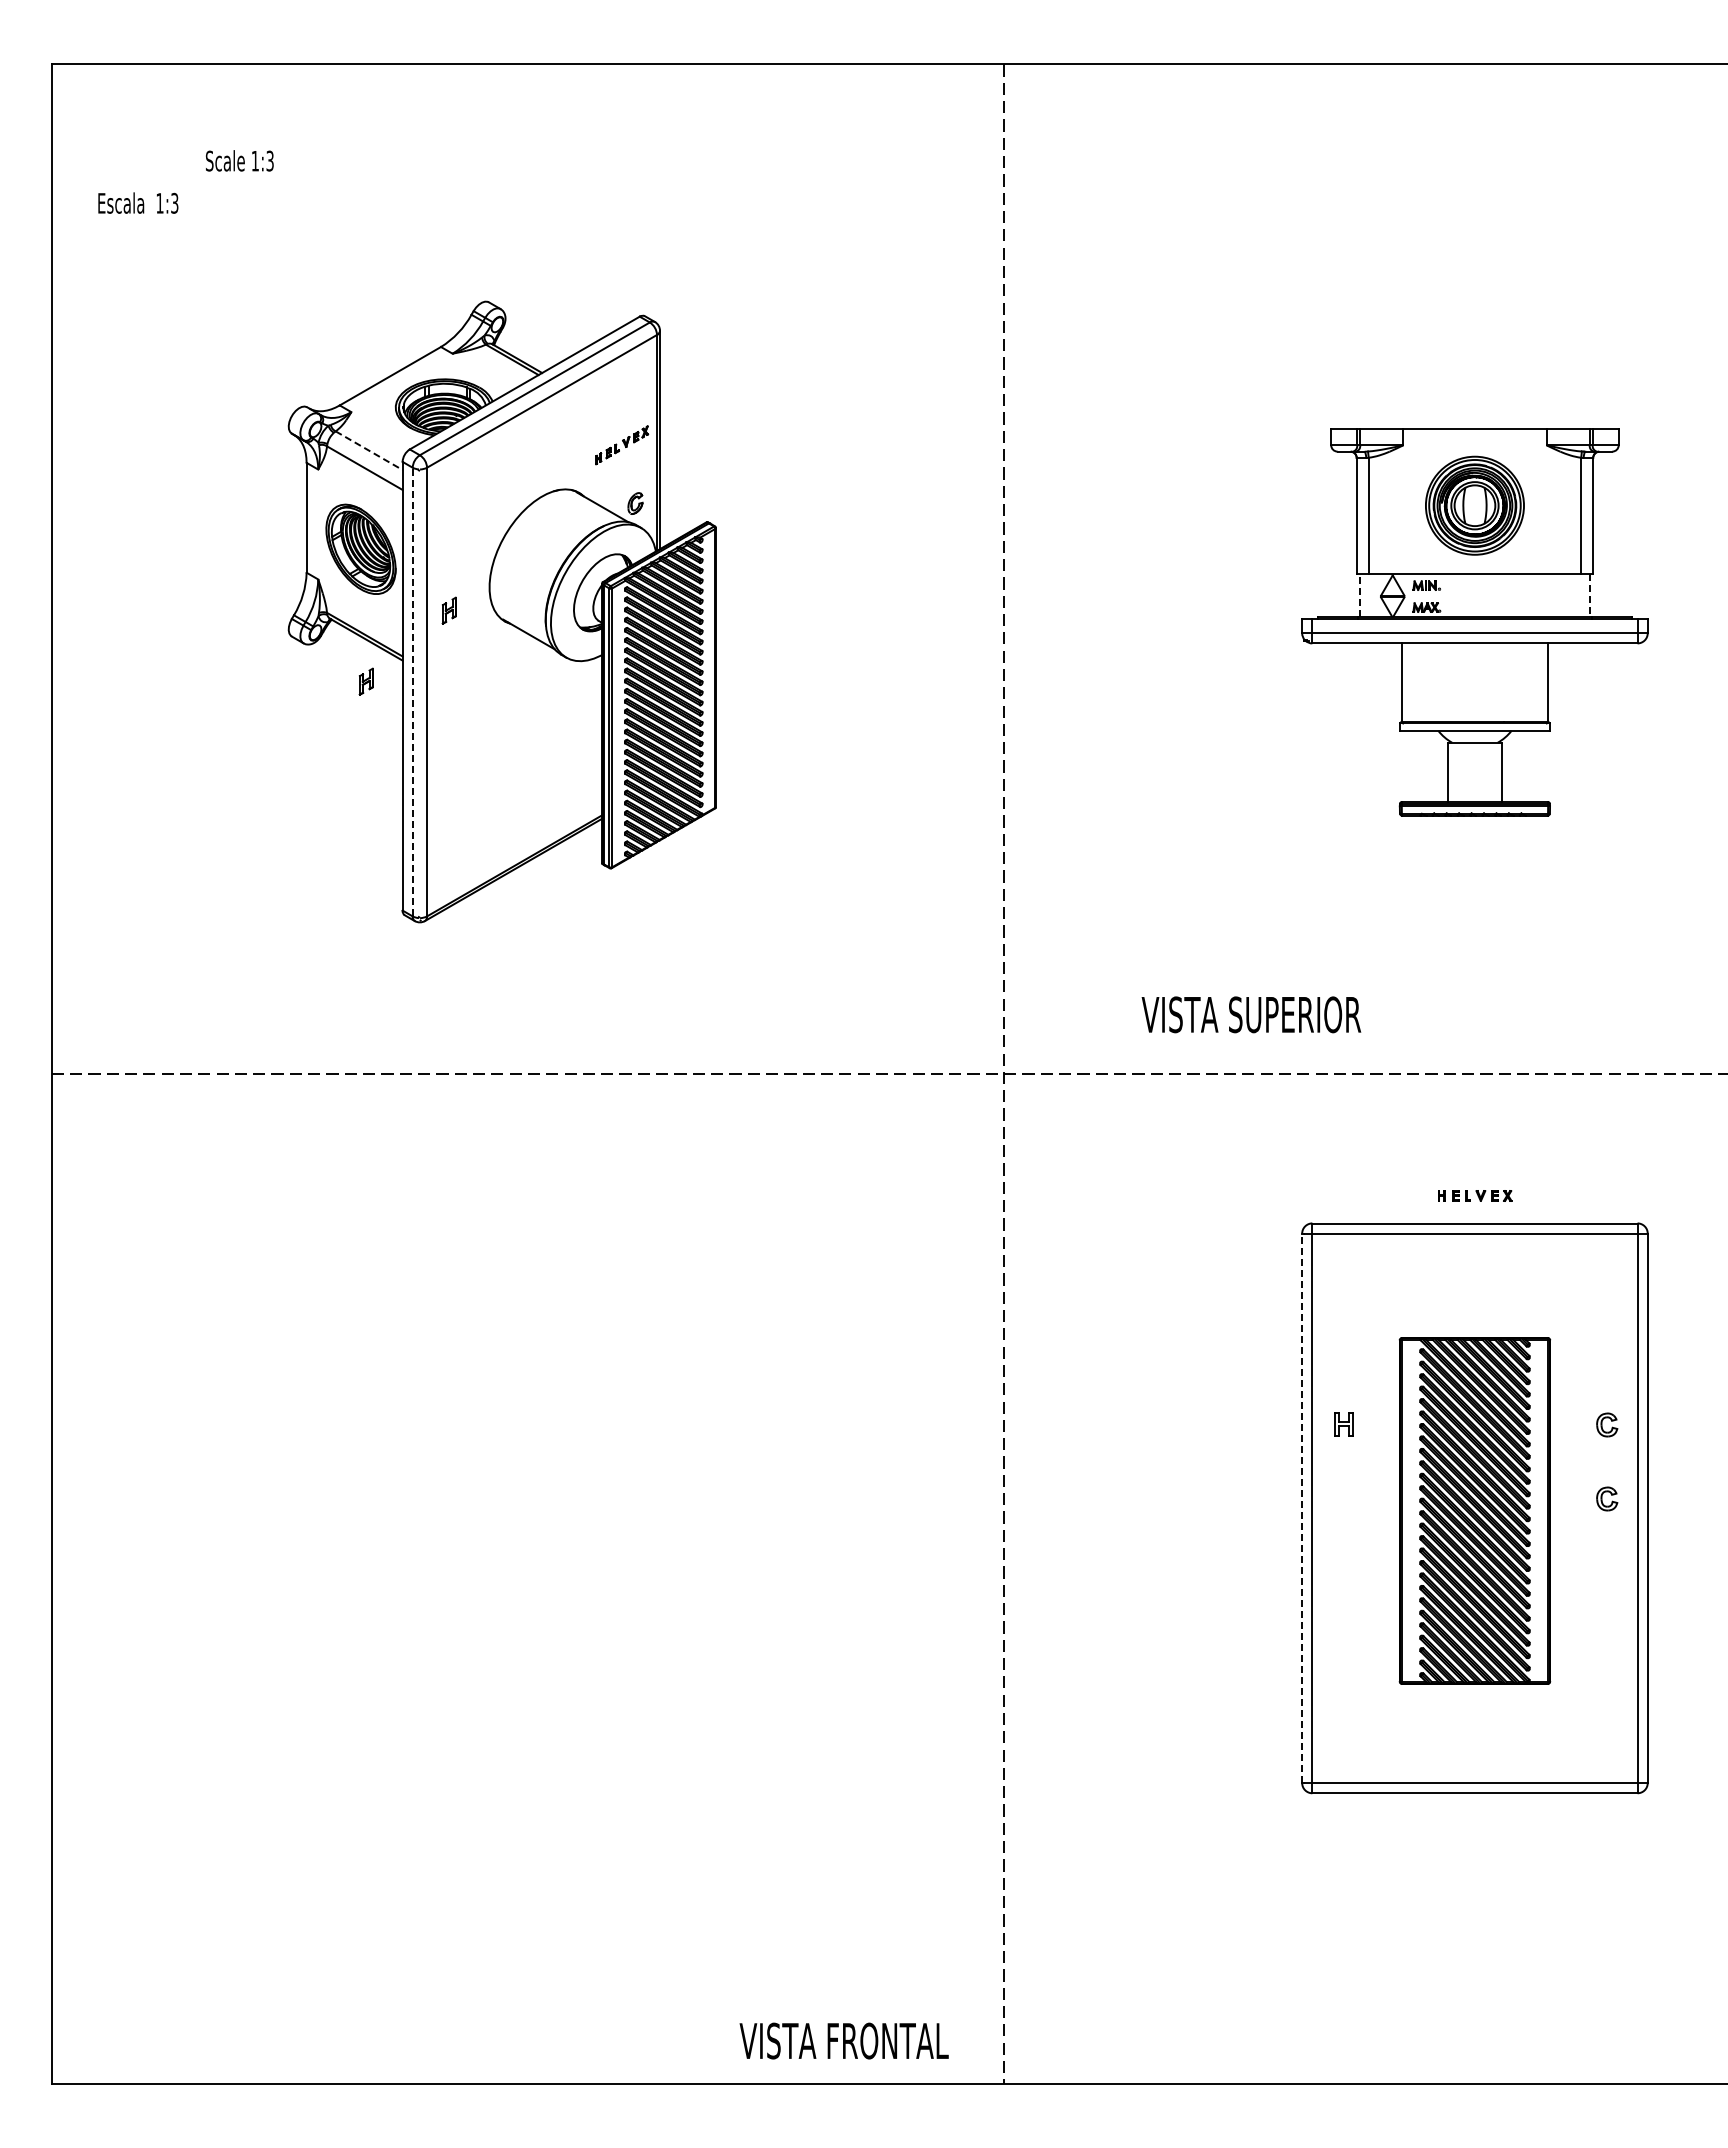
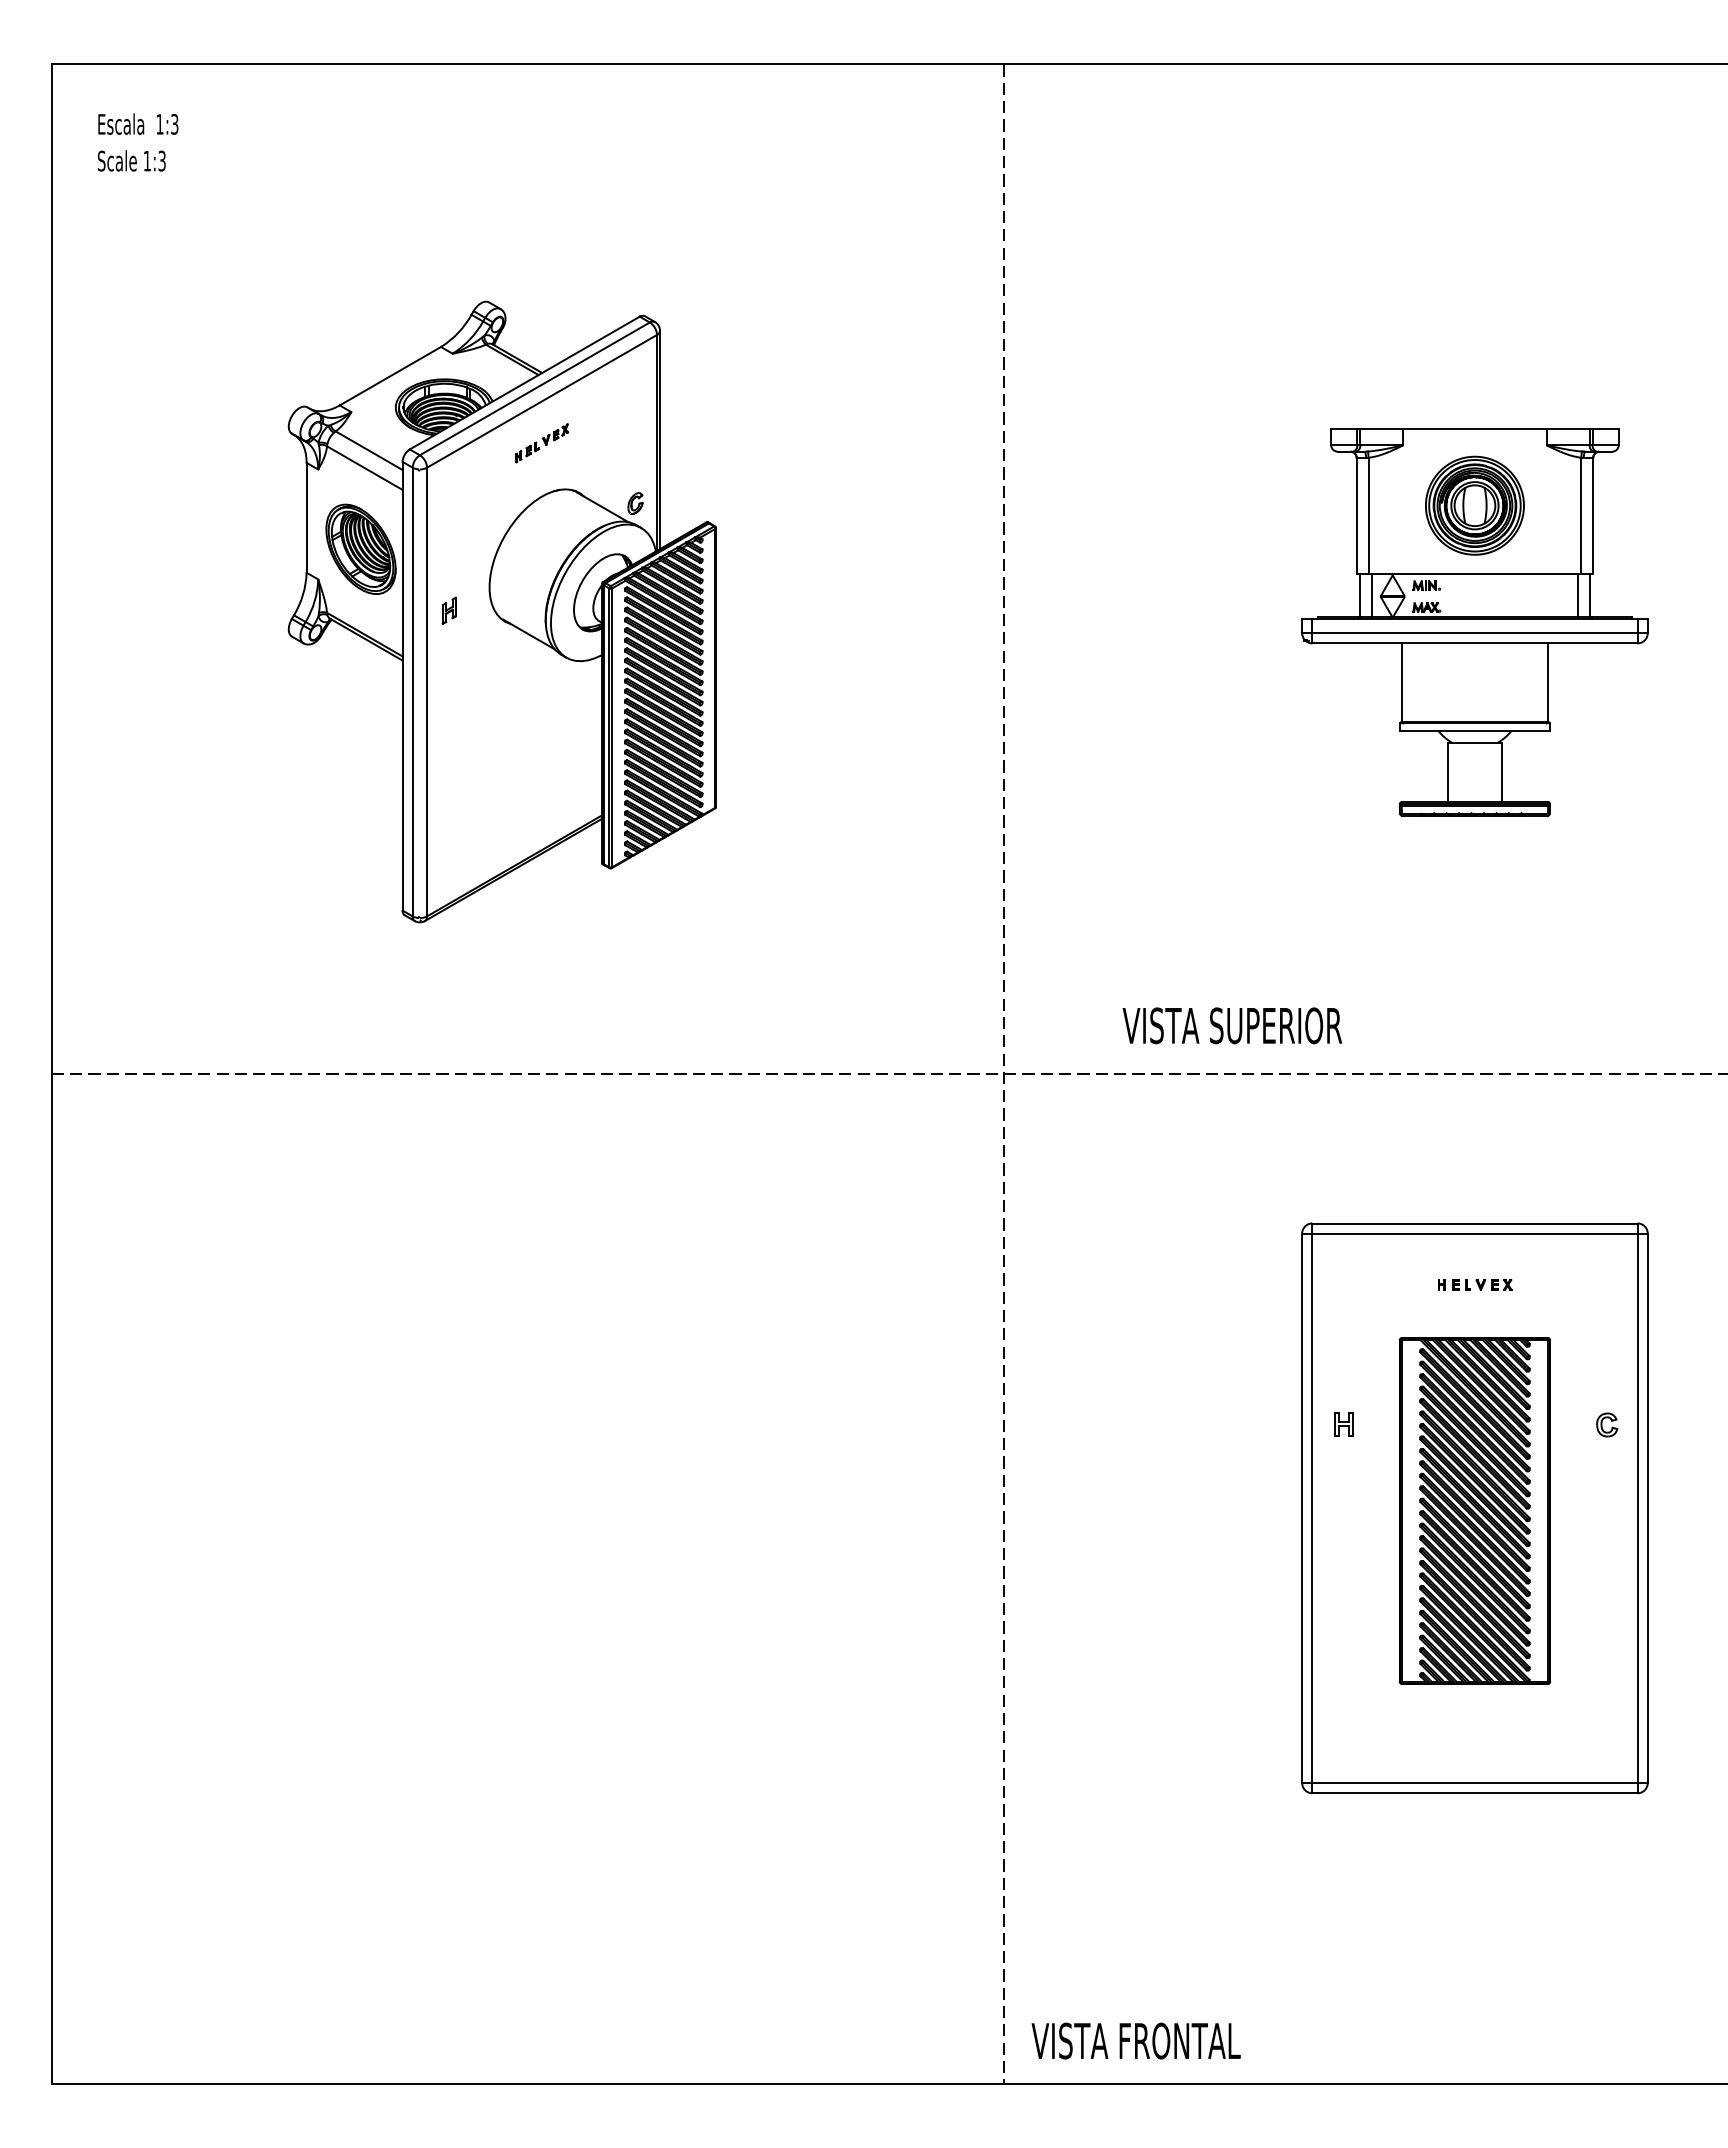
text position: (239, 160) -> (131, 160) (131, 160)
text position: (138, 202) -> (138, 123) (138, 123)
part position: (622, 445) -> (542, 443) (542, 443)
line: dashed -> solid (369, 450)
line: dashed -> solid (1360, 594)
line: none -> present (1372, 595)
line: none -> present (1577, 595)
line: dashed -> solid (1589, 595)
part: present -> none (365, 681)
line: dashed -> solid (412, 691)
text position: (1251, 1014) -> (1232, 1025) (1232, 1025)
part position: (1475, 1195) -> (1475, 1284) (1475, 1284)
part: present -> none (1607, 1498)
line: dashed -> solid (1302, 1508)
text position: (843, 2040) -> (1135, 2040) (1135, 2040)
